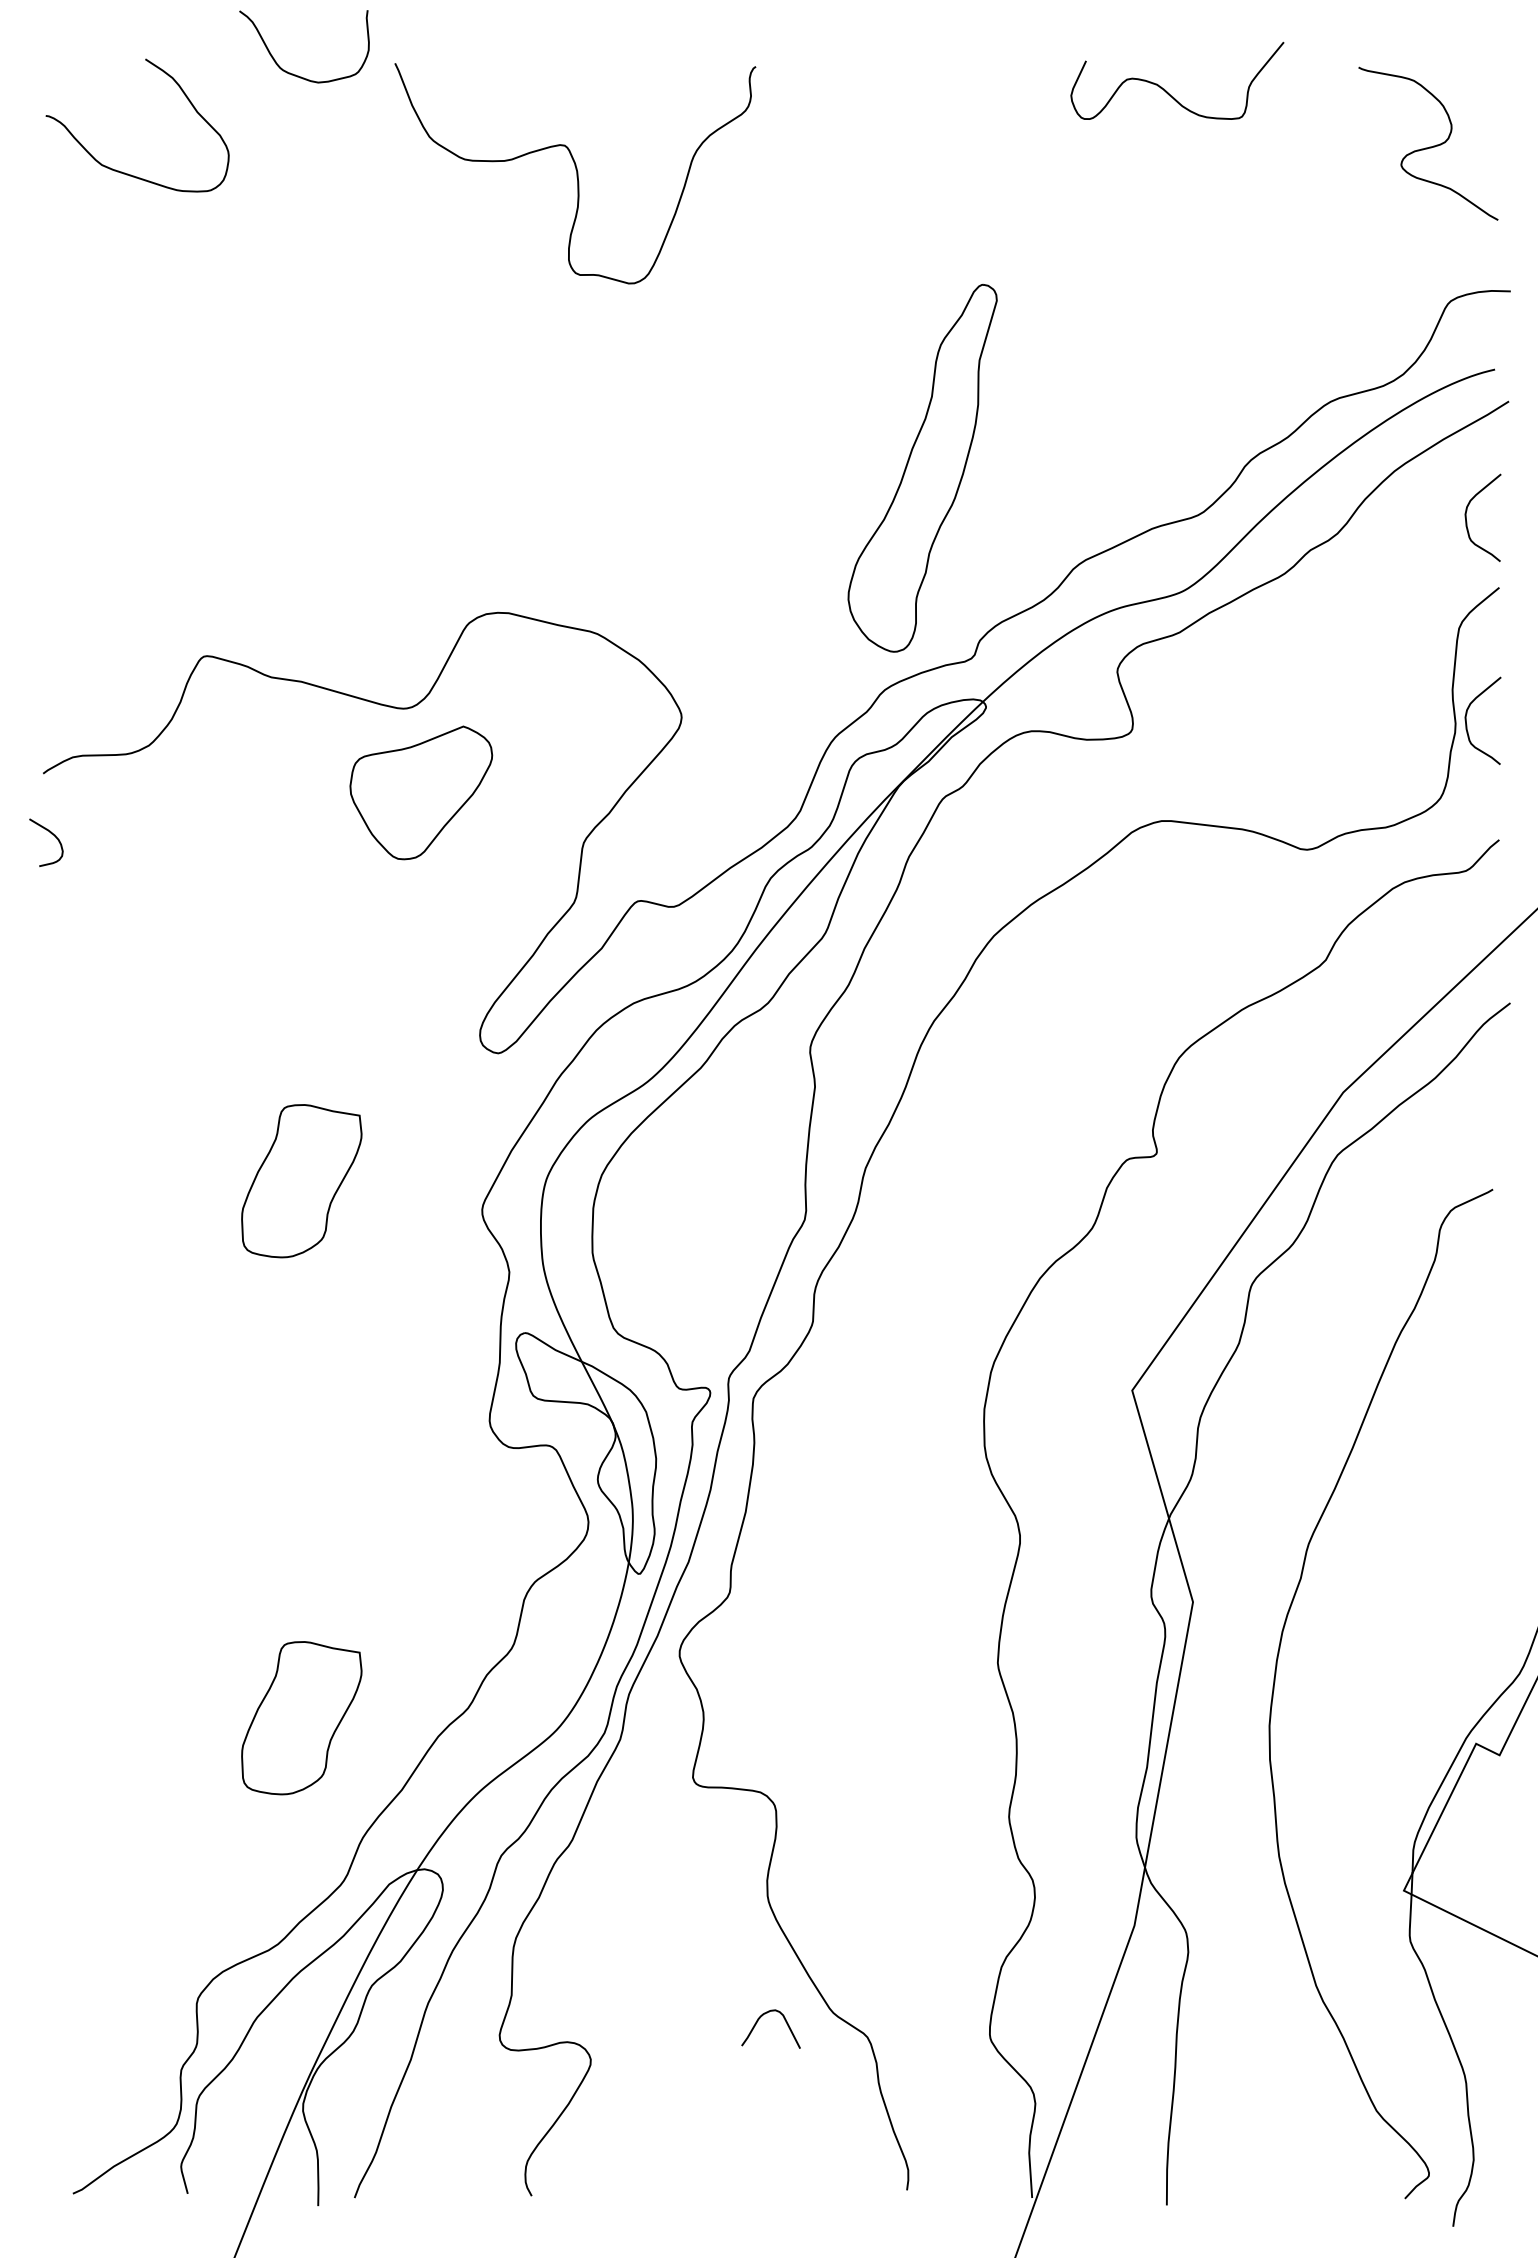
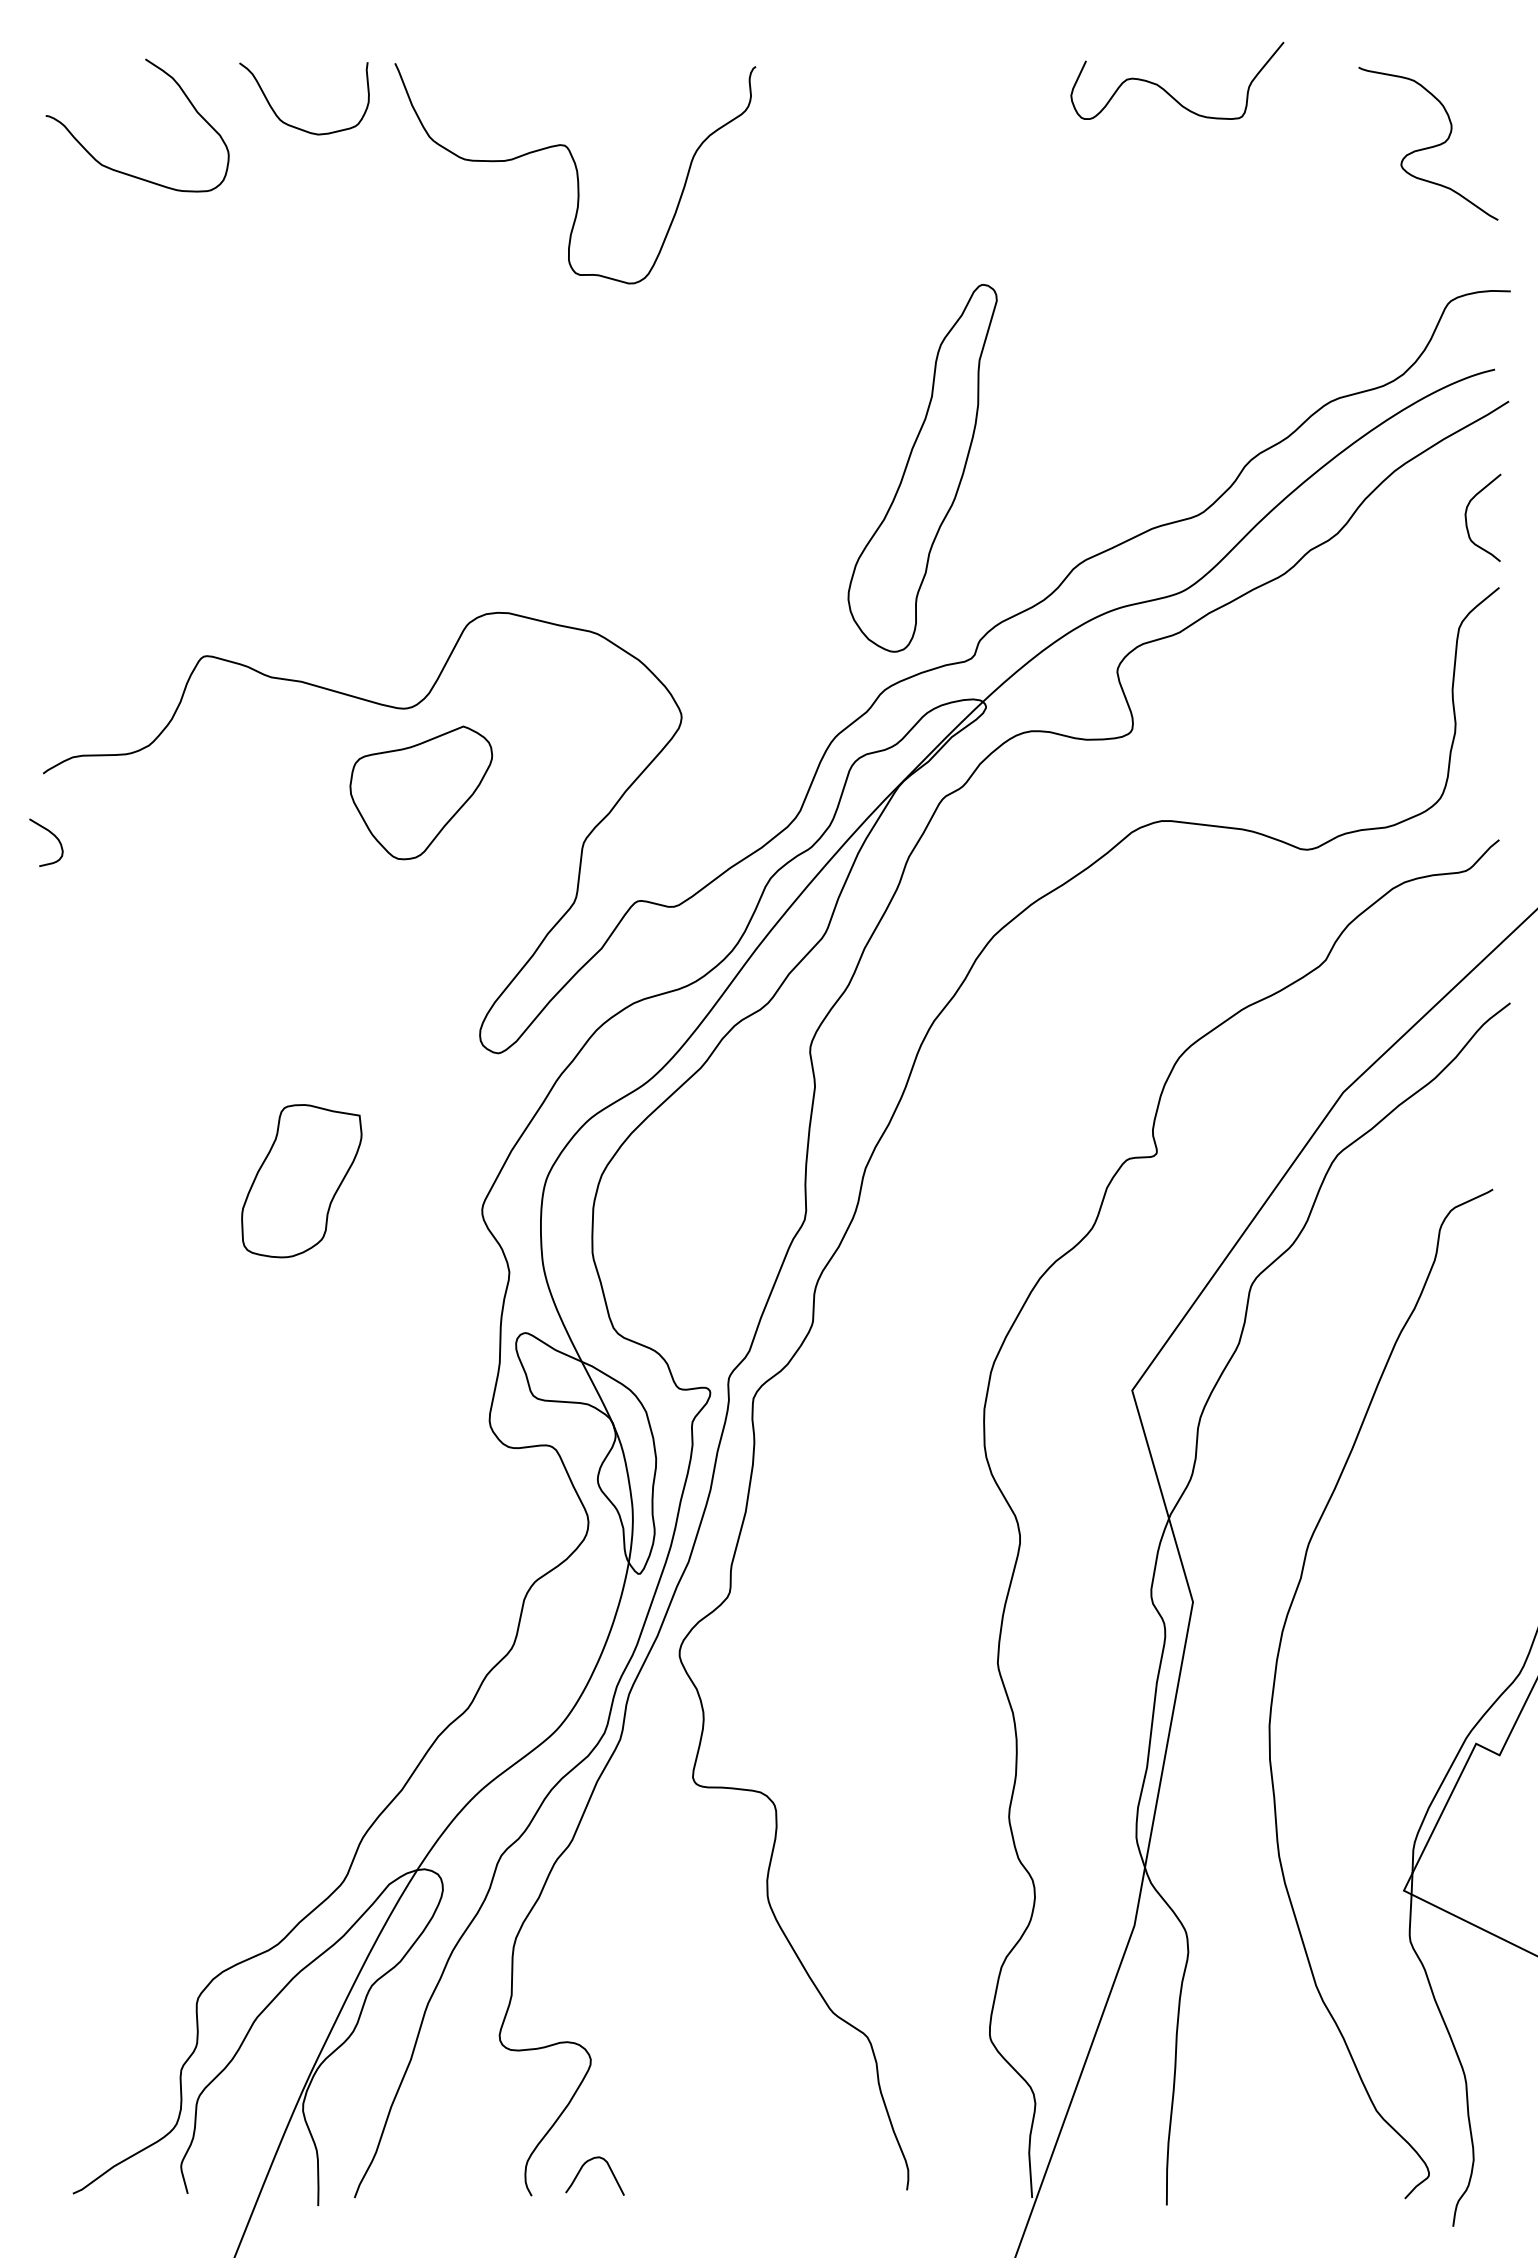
curve position: (293, 73) -> (293, 125) (293, 125)
curve: present -> none (1467, 724)
part: present -> none (301, 1718)
curve position: (758, 2021) -> (582, 2168) (582, 2168)
